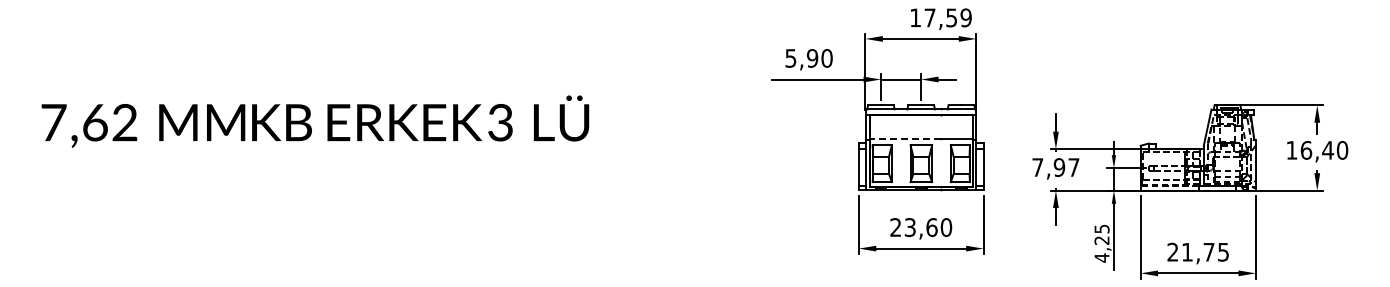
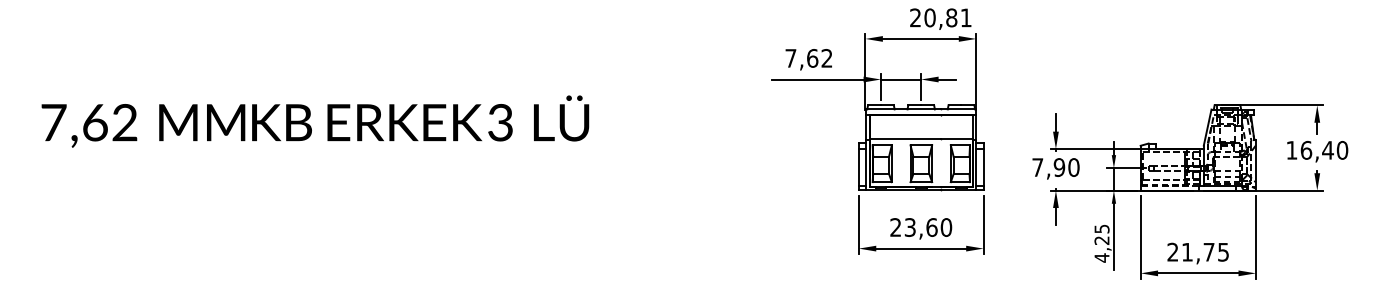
text: 17,59 -> 20,81 (940, 17)
text: 5,90 -> 7,62 (808, 58)
line: dashed -> solid (905, 138)
text: 7,97 -> 7,90 (1073, 167)
